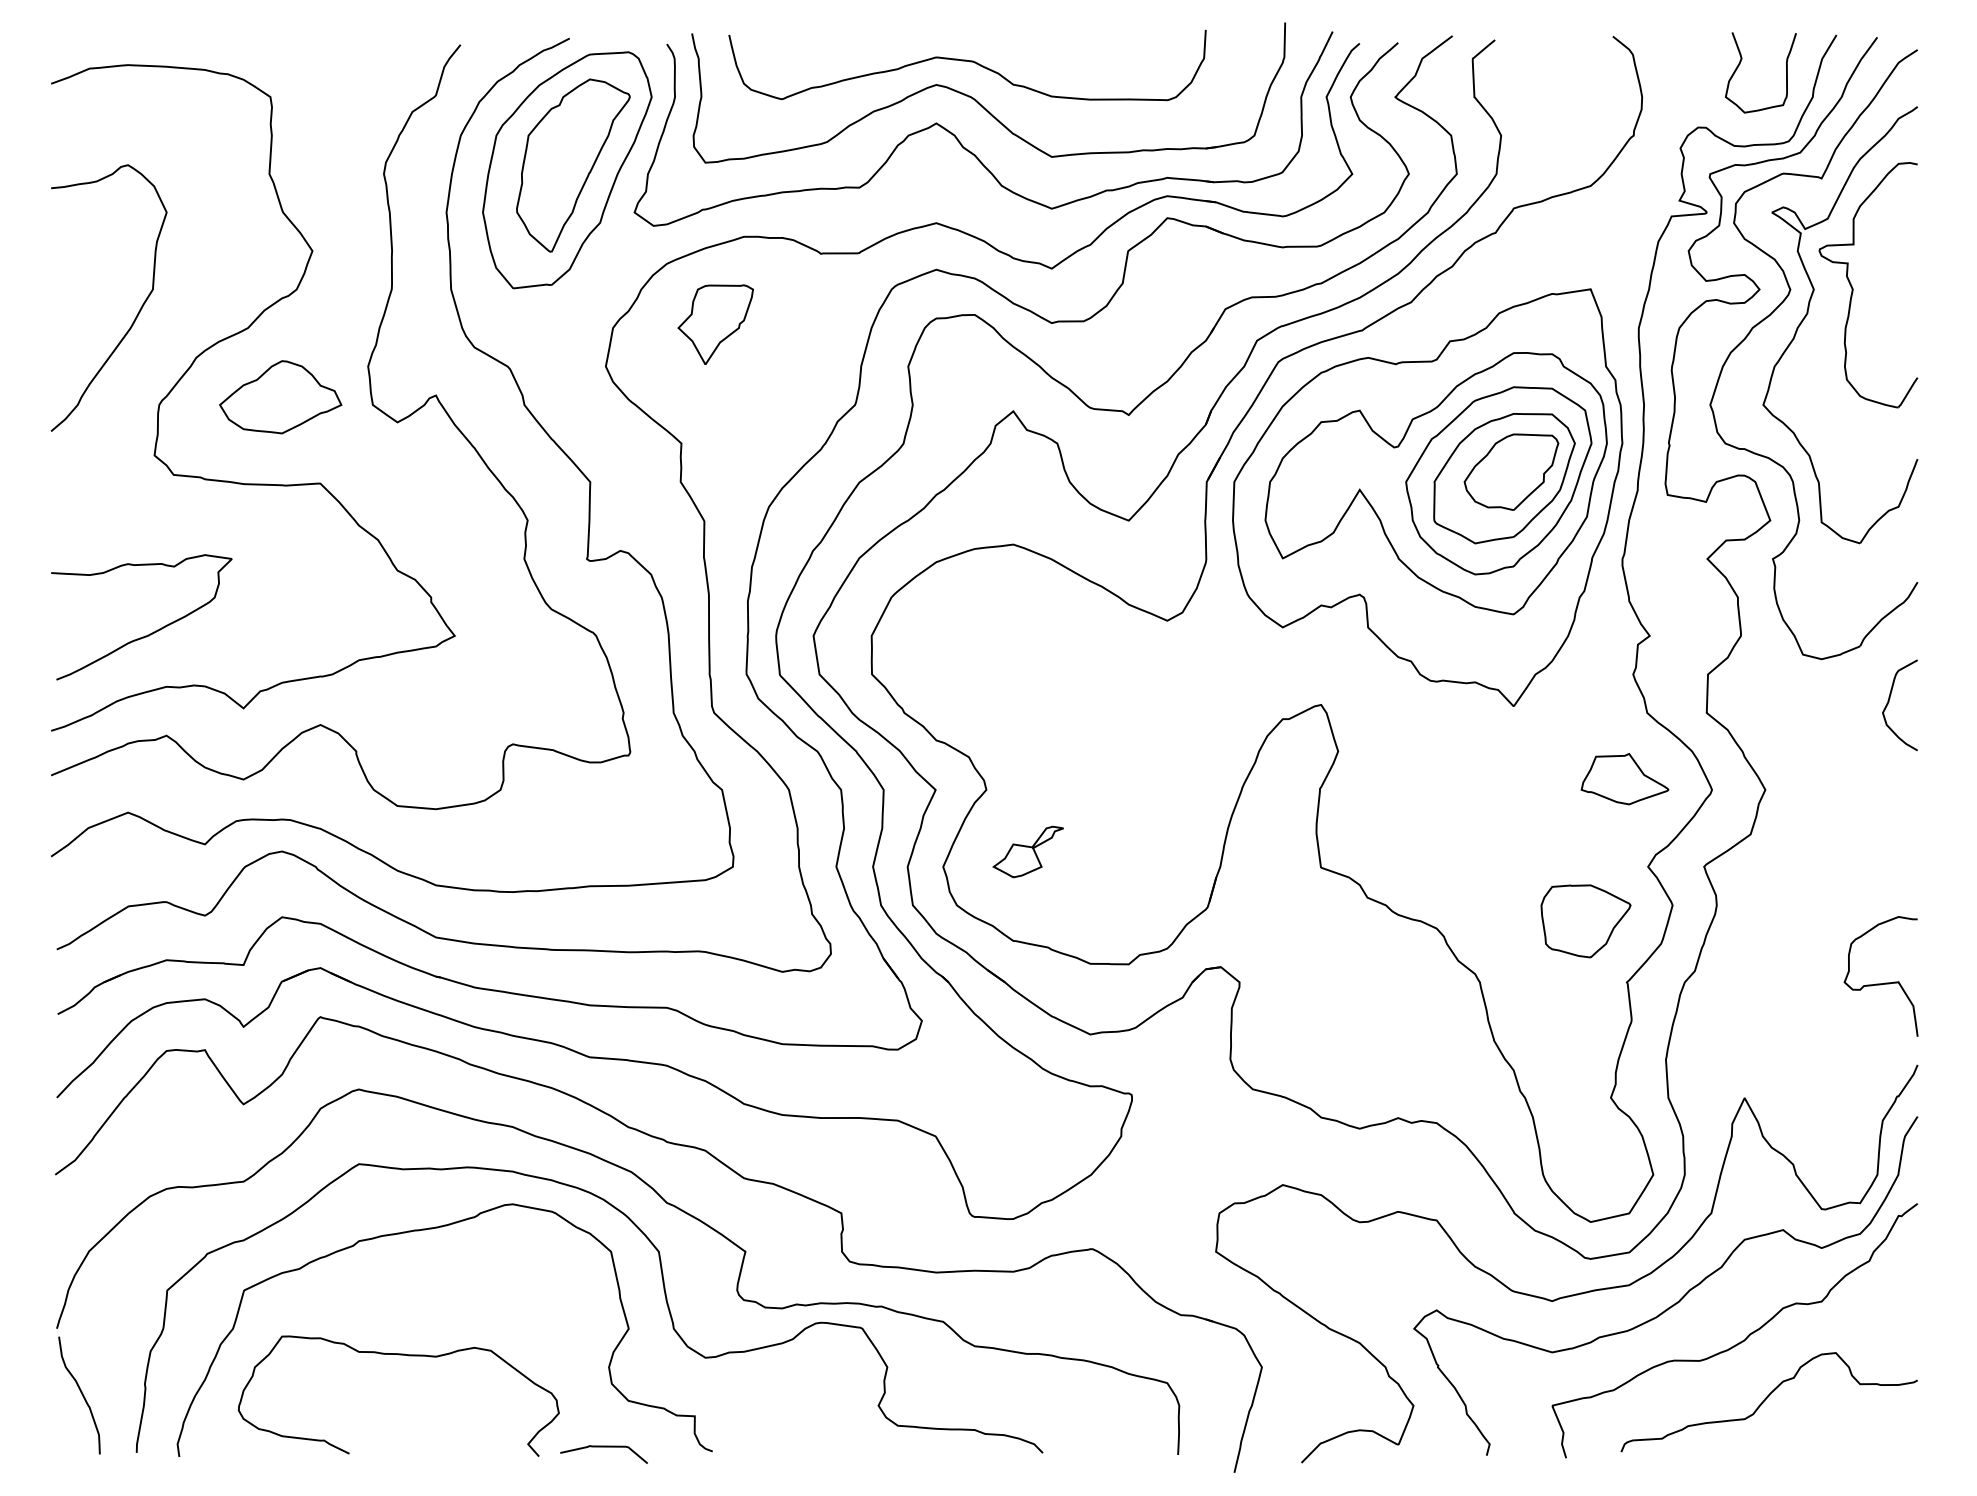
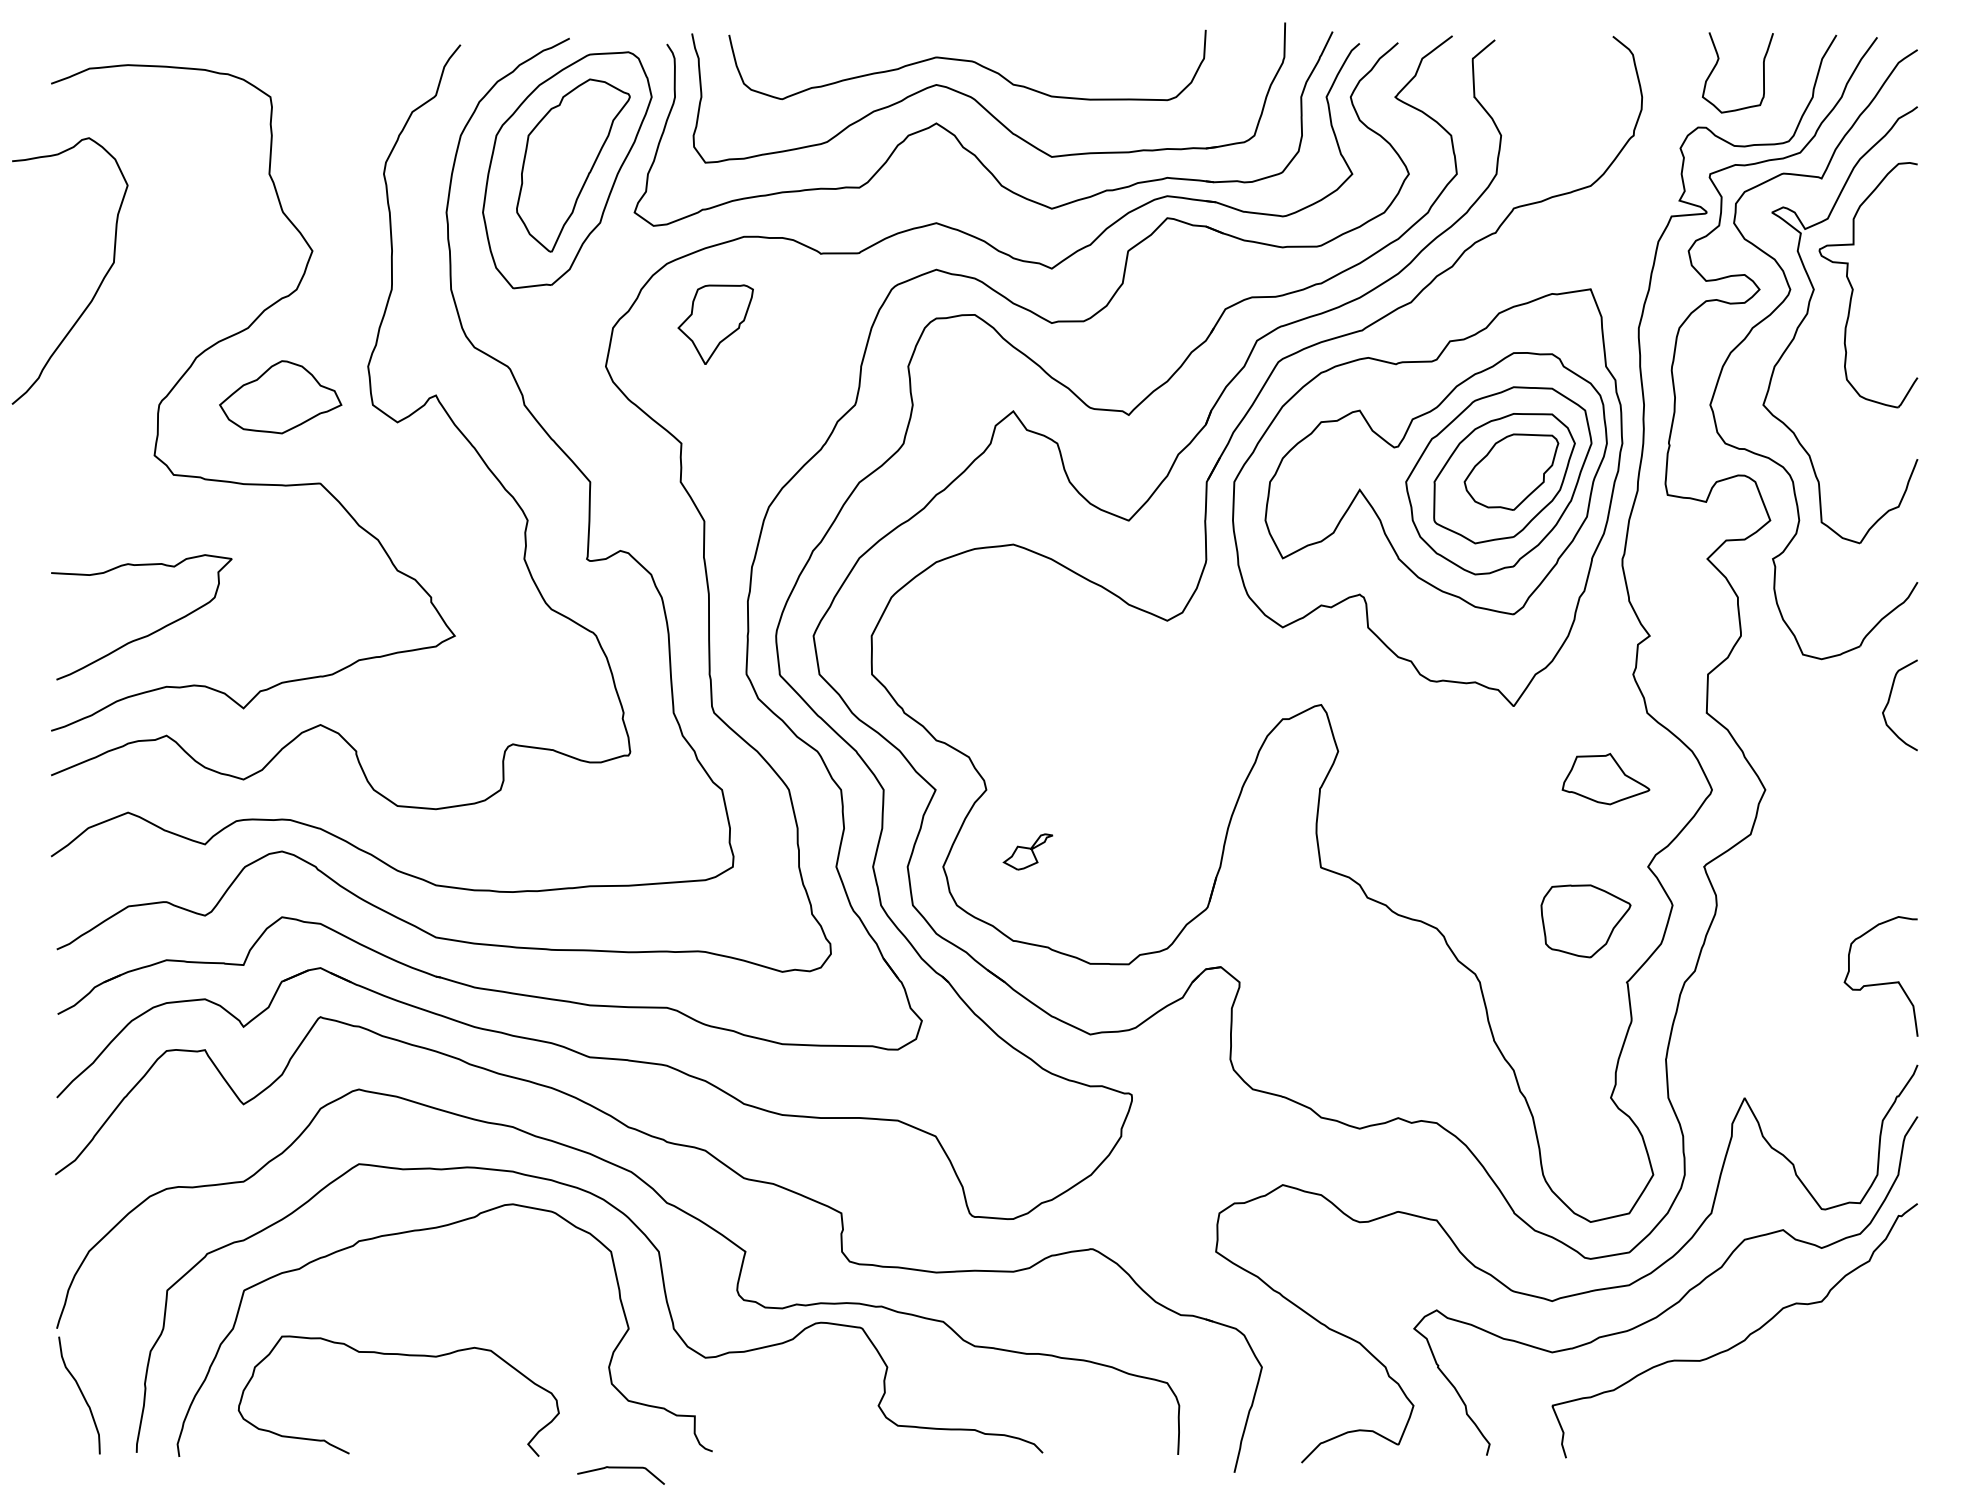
curve position: (1740, 64) -> (1717, 64) (1717, 64)
curve position: (138, 311) -> (99, 284) (99, 284)
part position: (1624, 779) -> (1605, 779) (1605, 779)
part size: 72x54 px -> 52x38 px (1027, 851)
curve: present -> none (1766, 1399)
curve position: (603, 1447) -> (620, 1468) (620, 1468)
